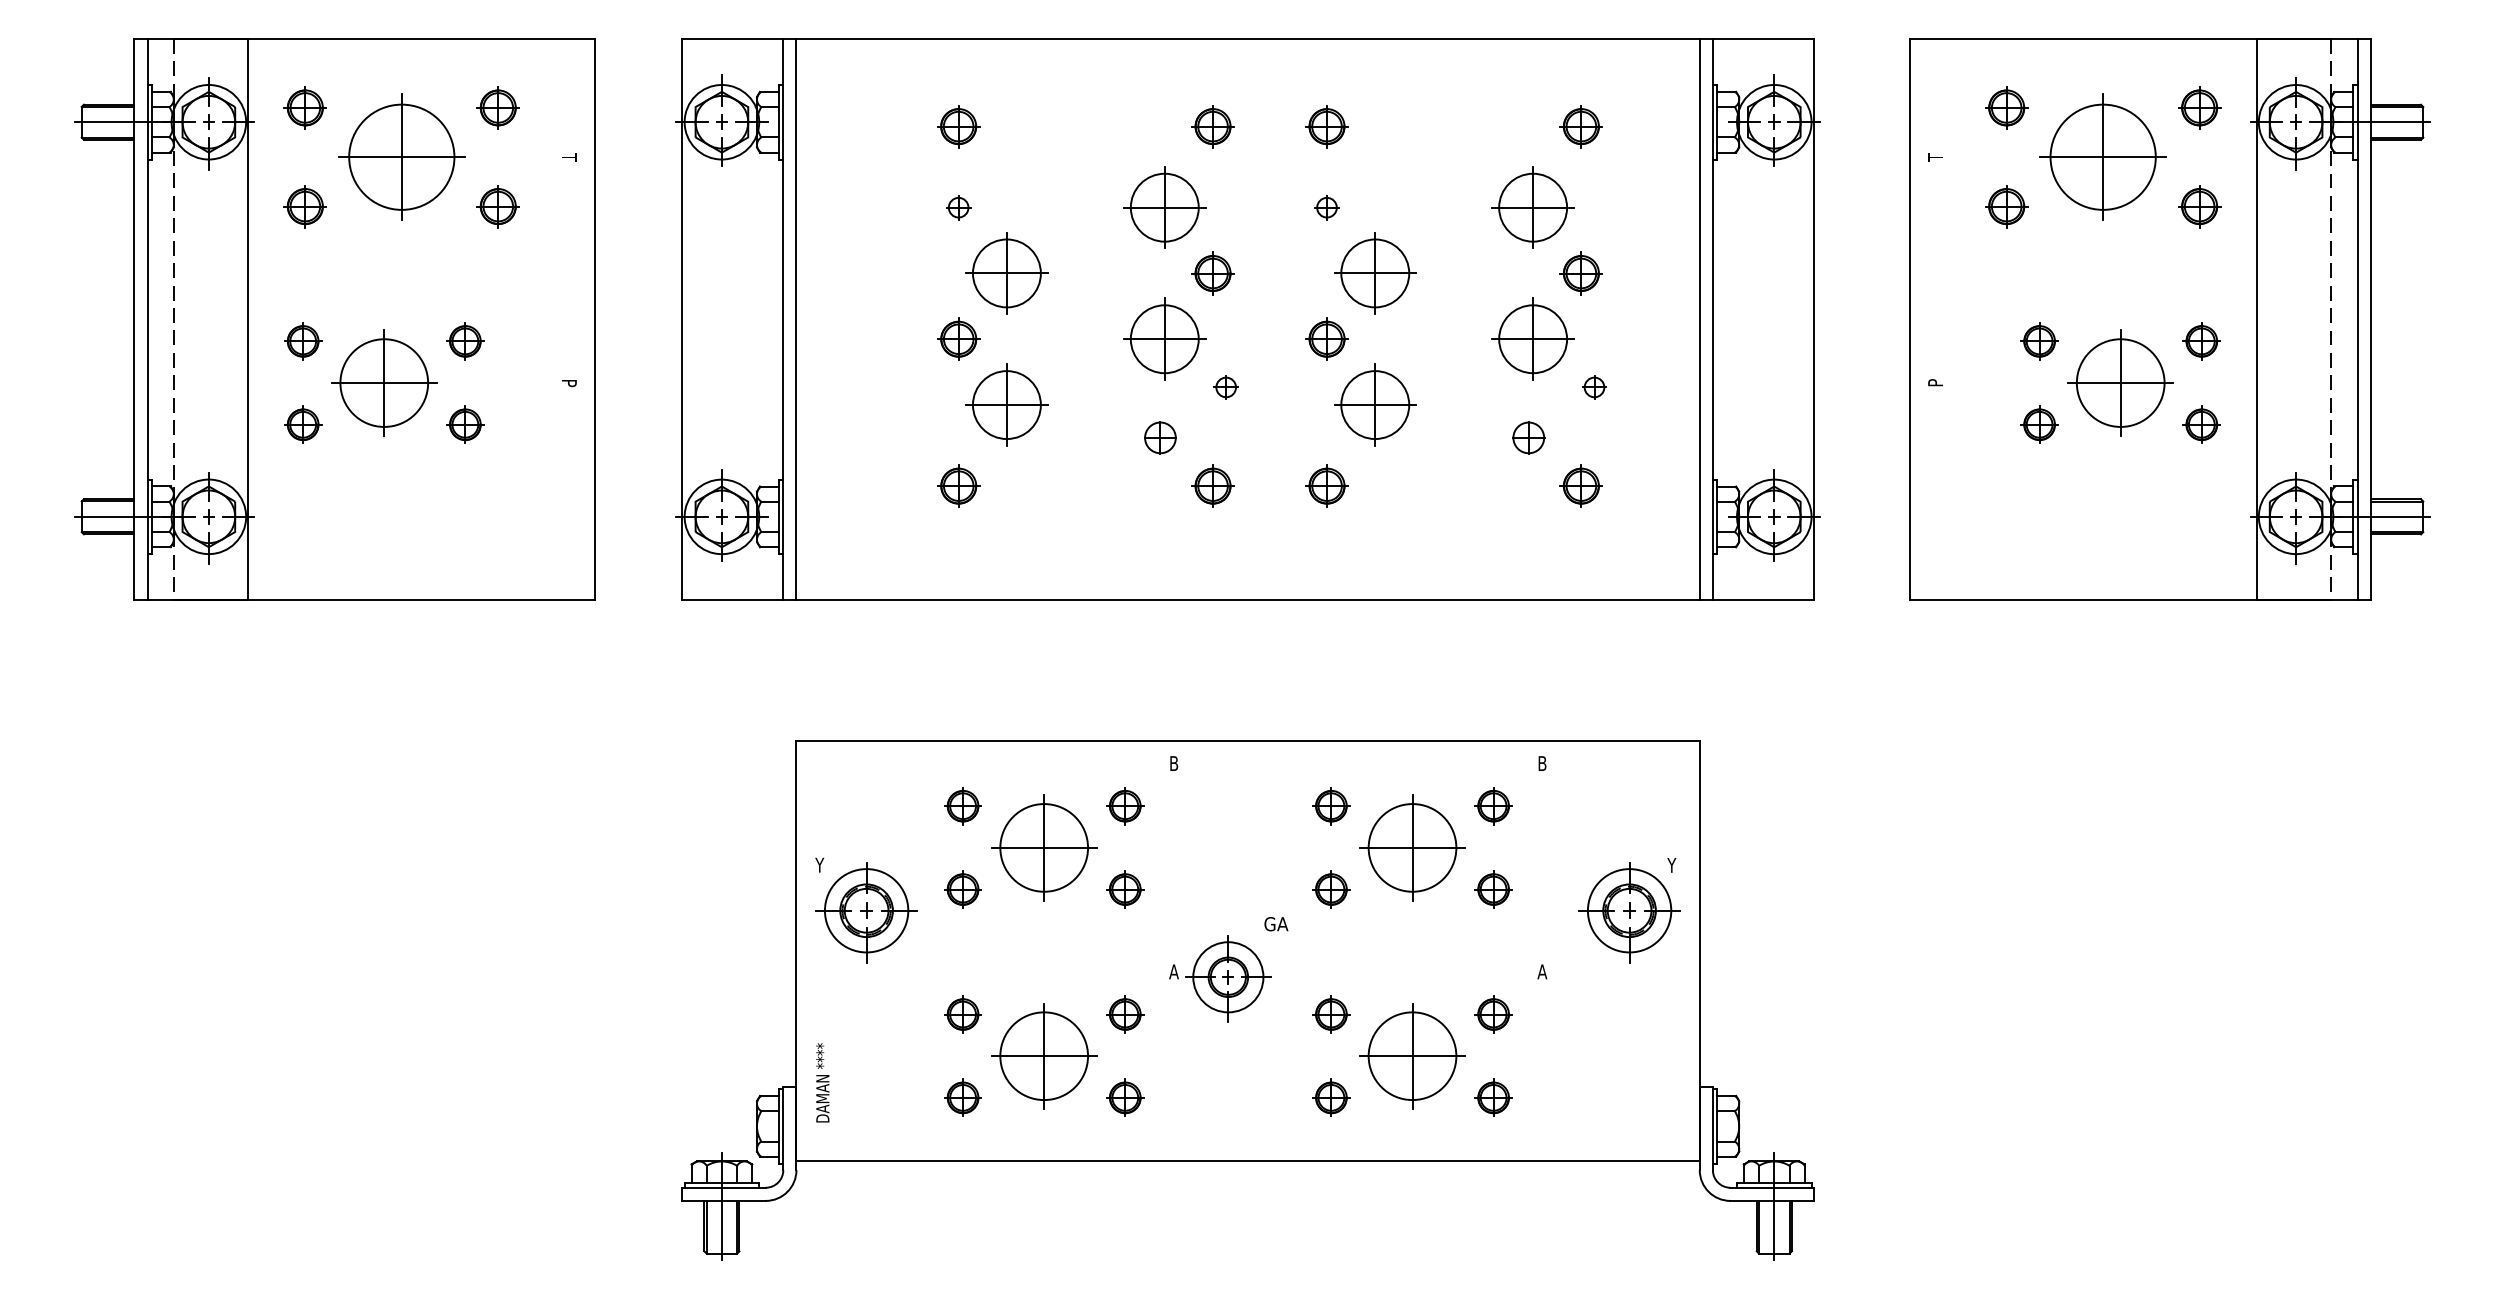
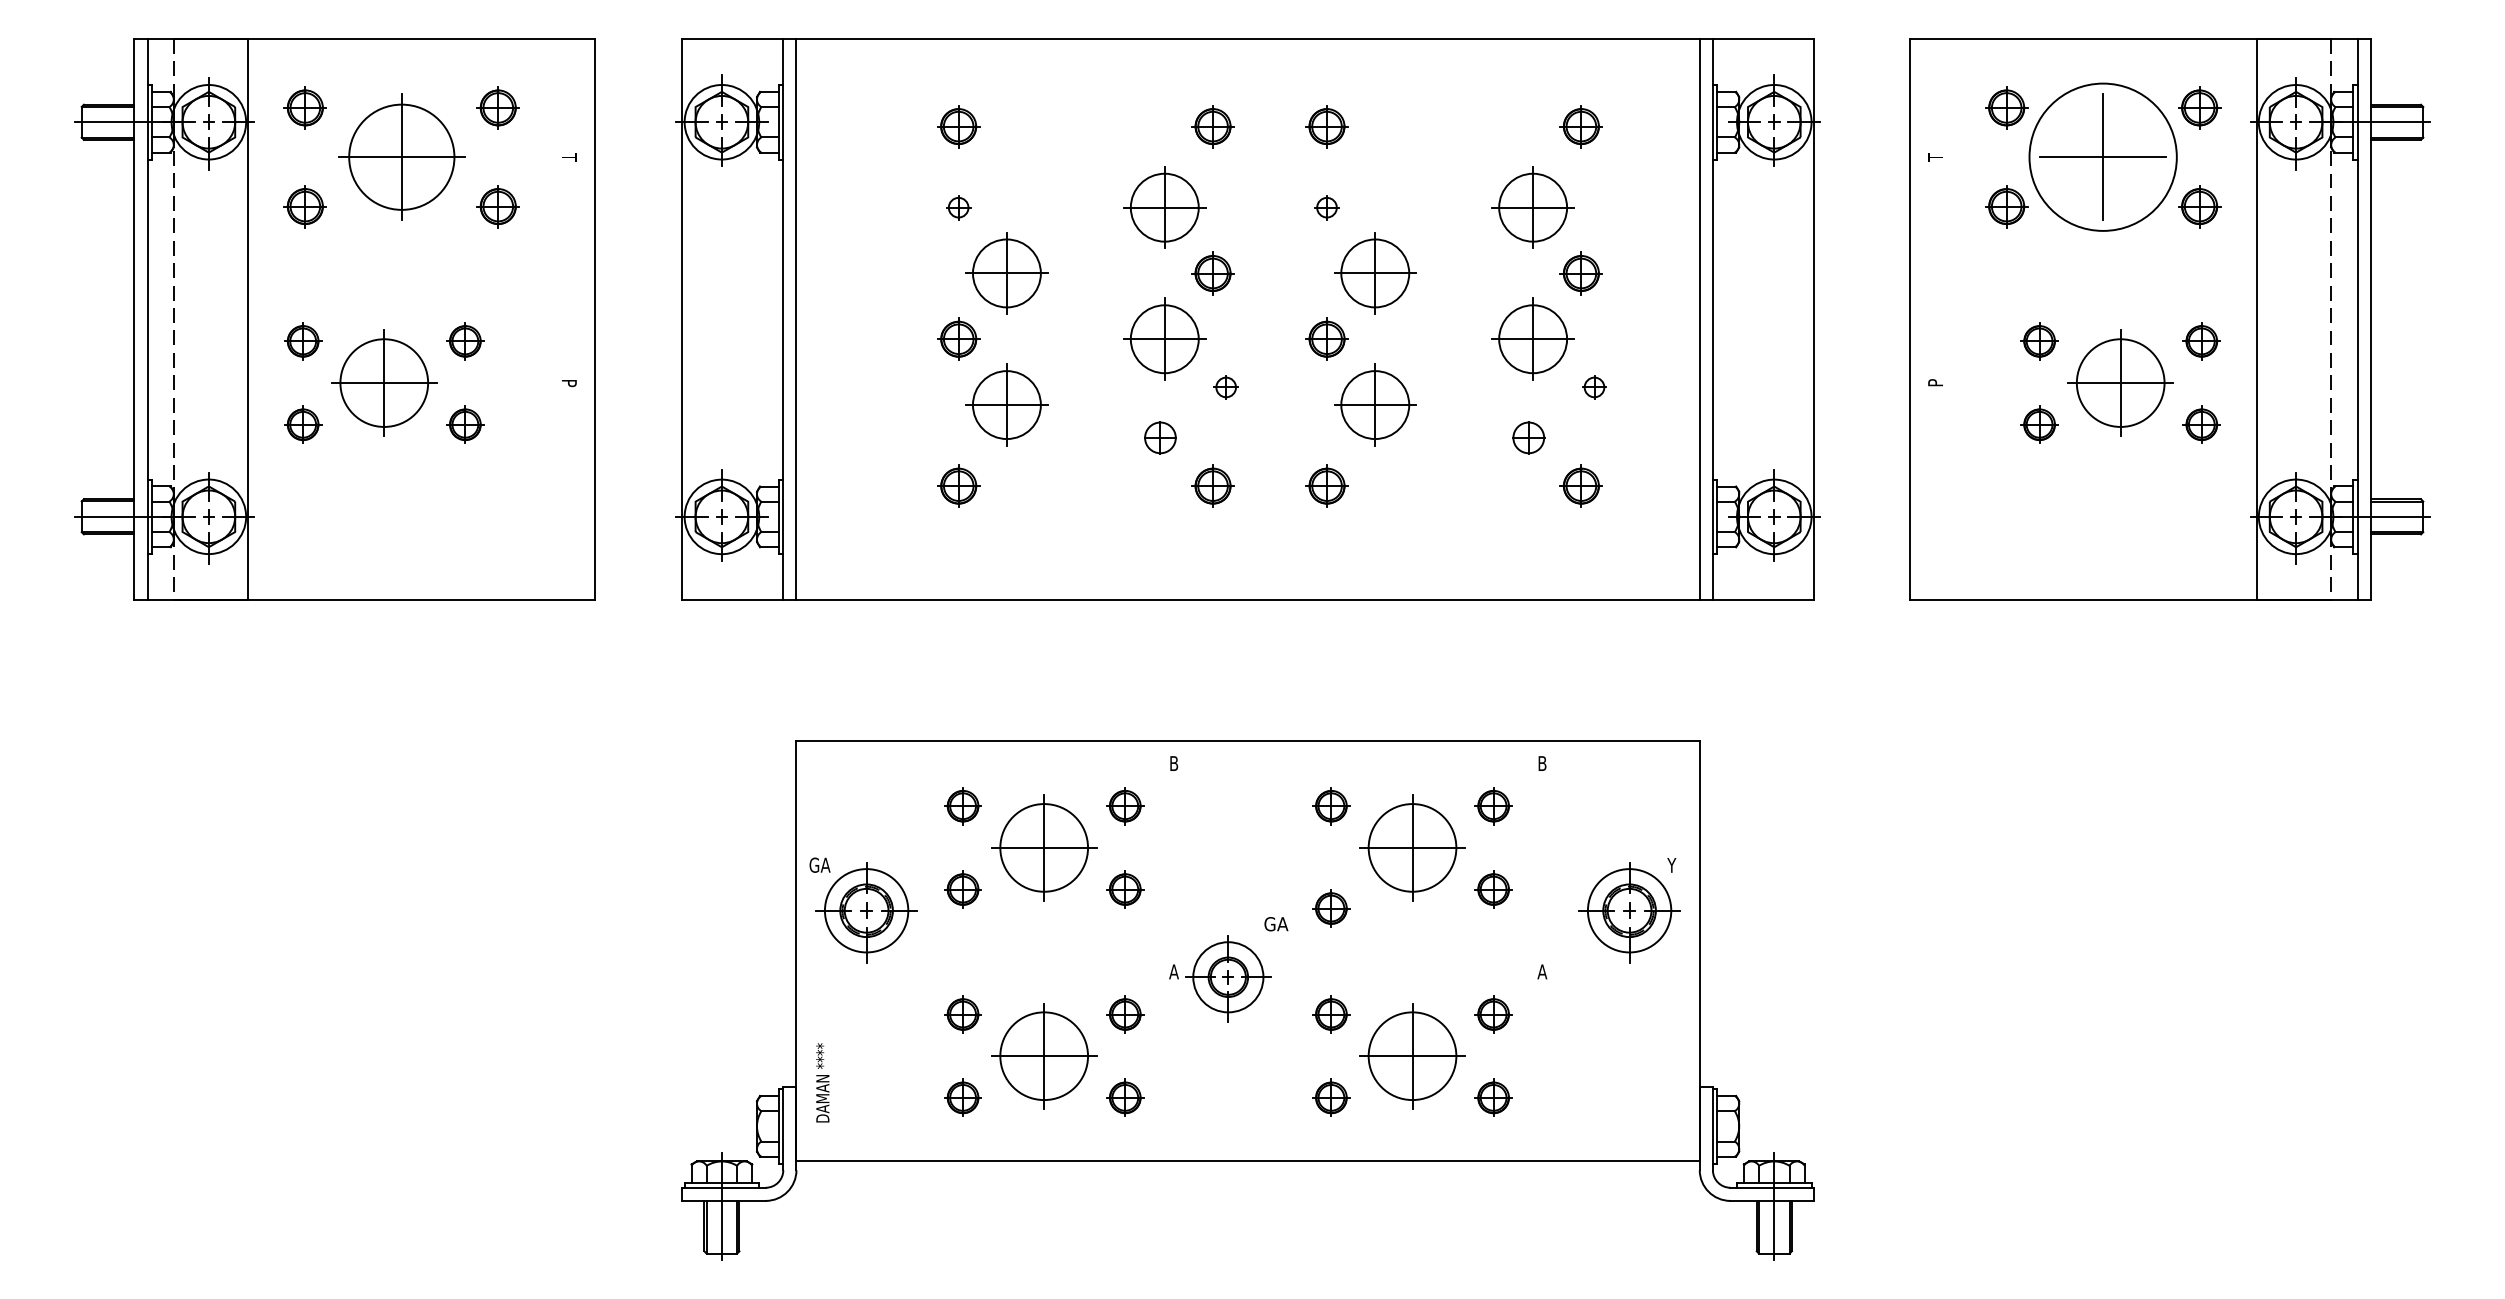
circle diameter: 105 px -> 147 px (2102, 156)
text: Y -> GA (819, 864)
part position: (1331, 889) -> (1331, 908) (1331, 908)
